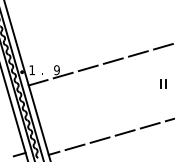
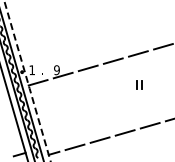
line: solid -> dashed (27, 80)
part position: (163, 83) -> (139, 84) (139, 84)
